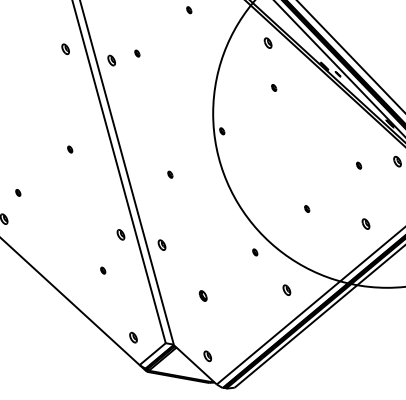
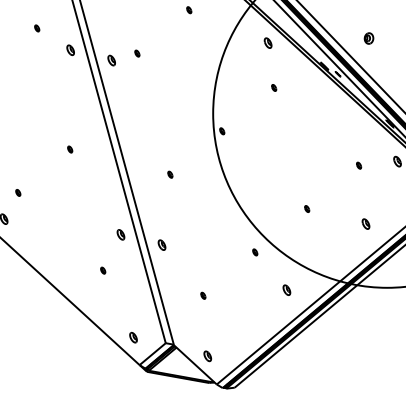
part: none -> present (37, 28)
part: none -> present (368, 38)
part position: (65, 49) -> (70, 50) (70, 50)
part size: 10x12 px -> 7x9 px (203, 295)
